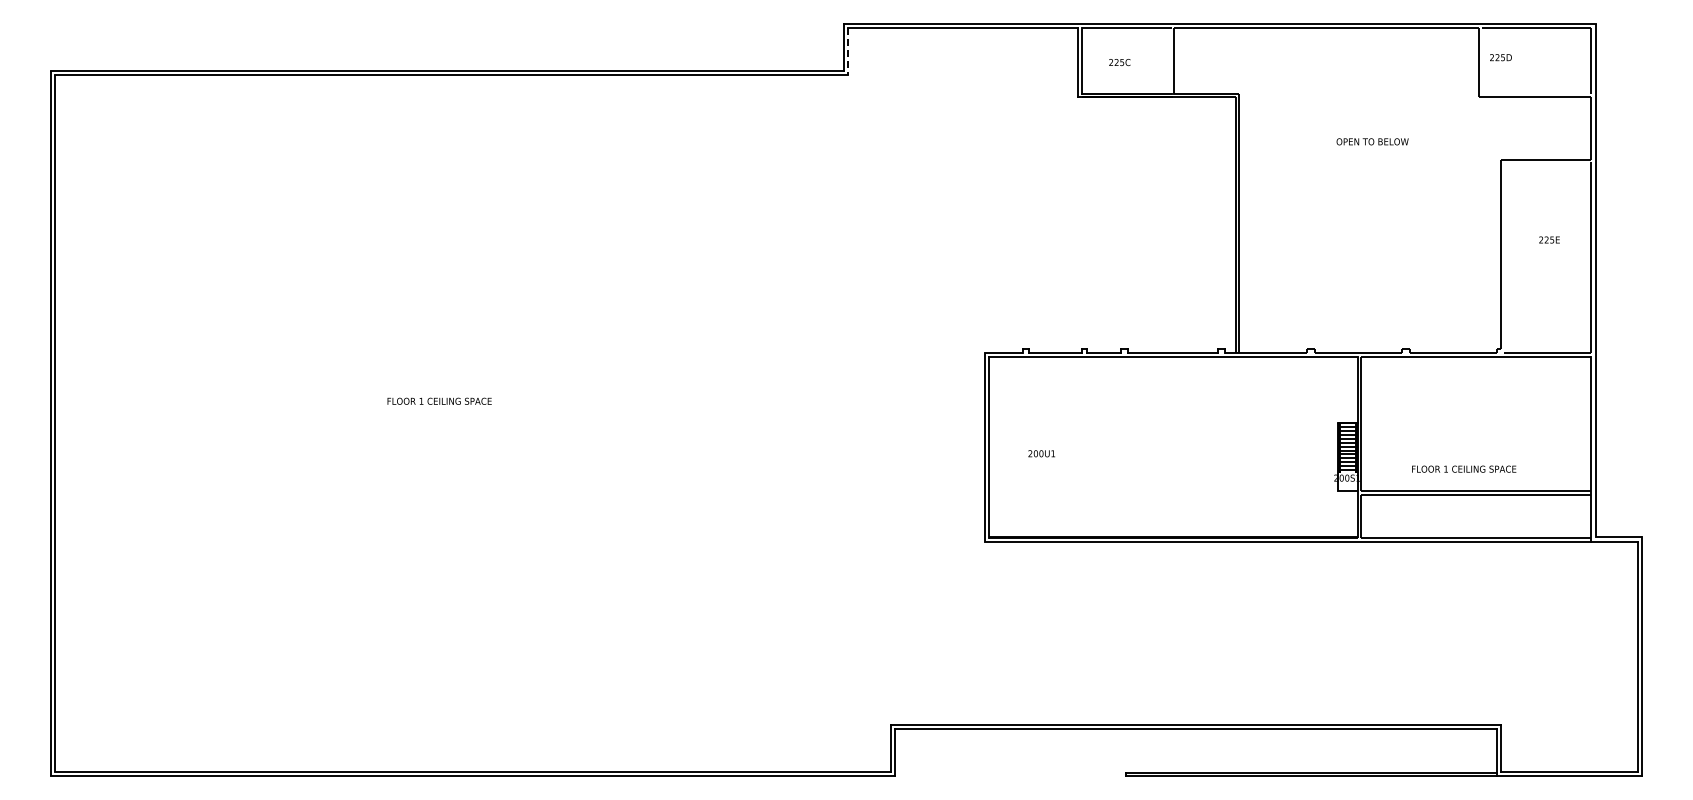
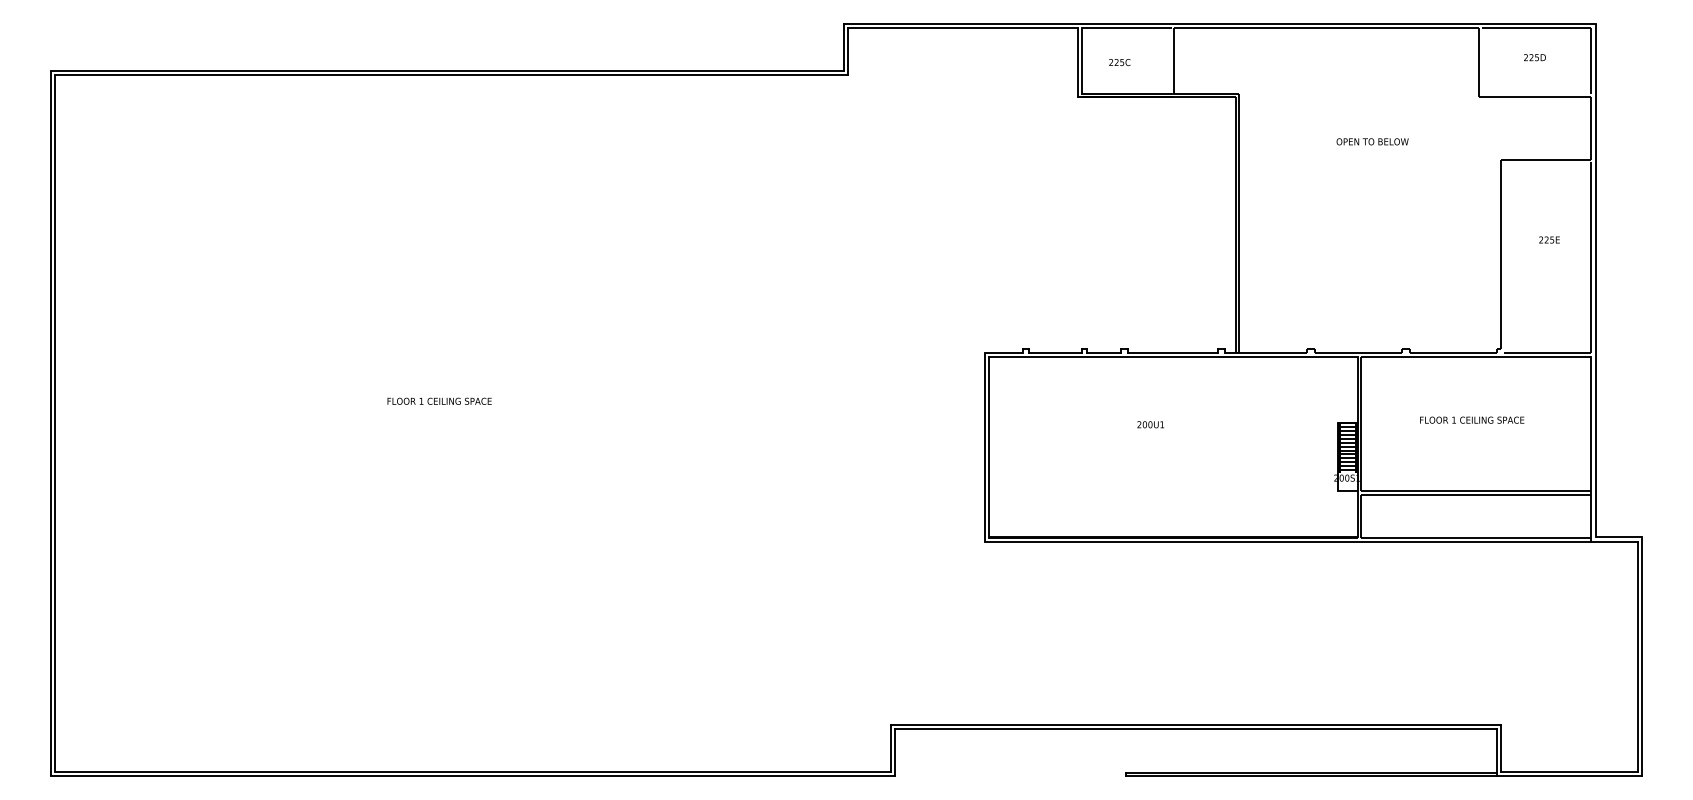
line: dashed -> solid (848, 52)
text position: (1500, 57) -> (1534, 57) (1534, 57)
text position: (1041, 453) -> (1150, 424) (1150, 424)
text position: (1464, 468) -> (1472, 419) (1472, 419)
